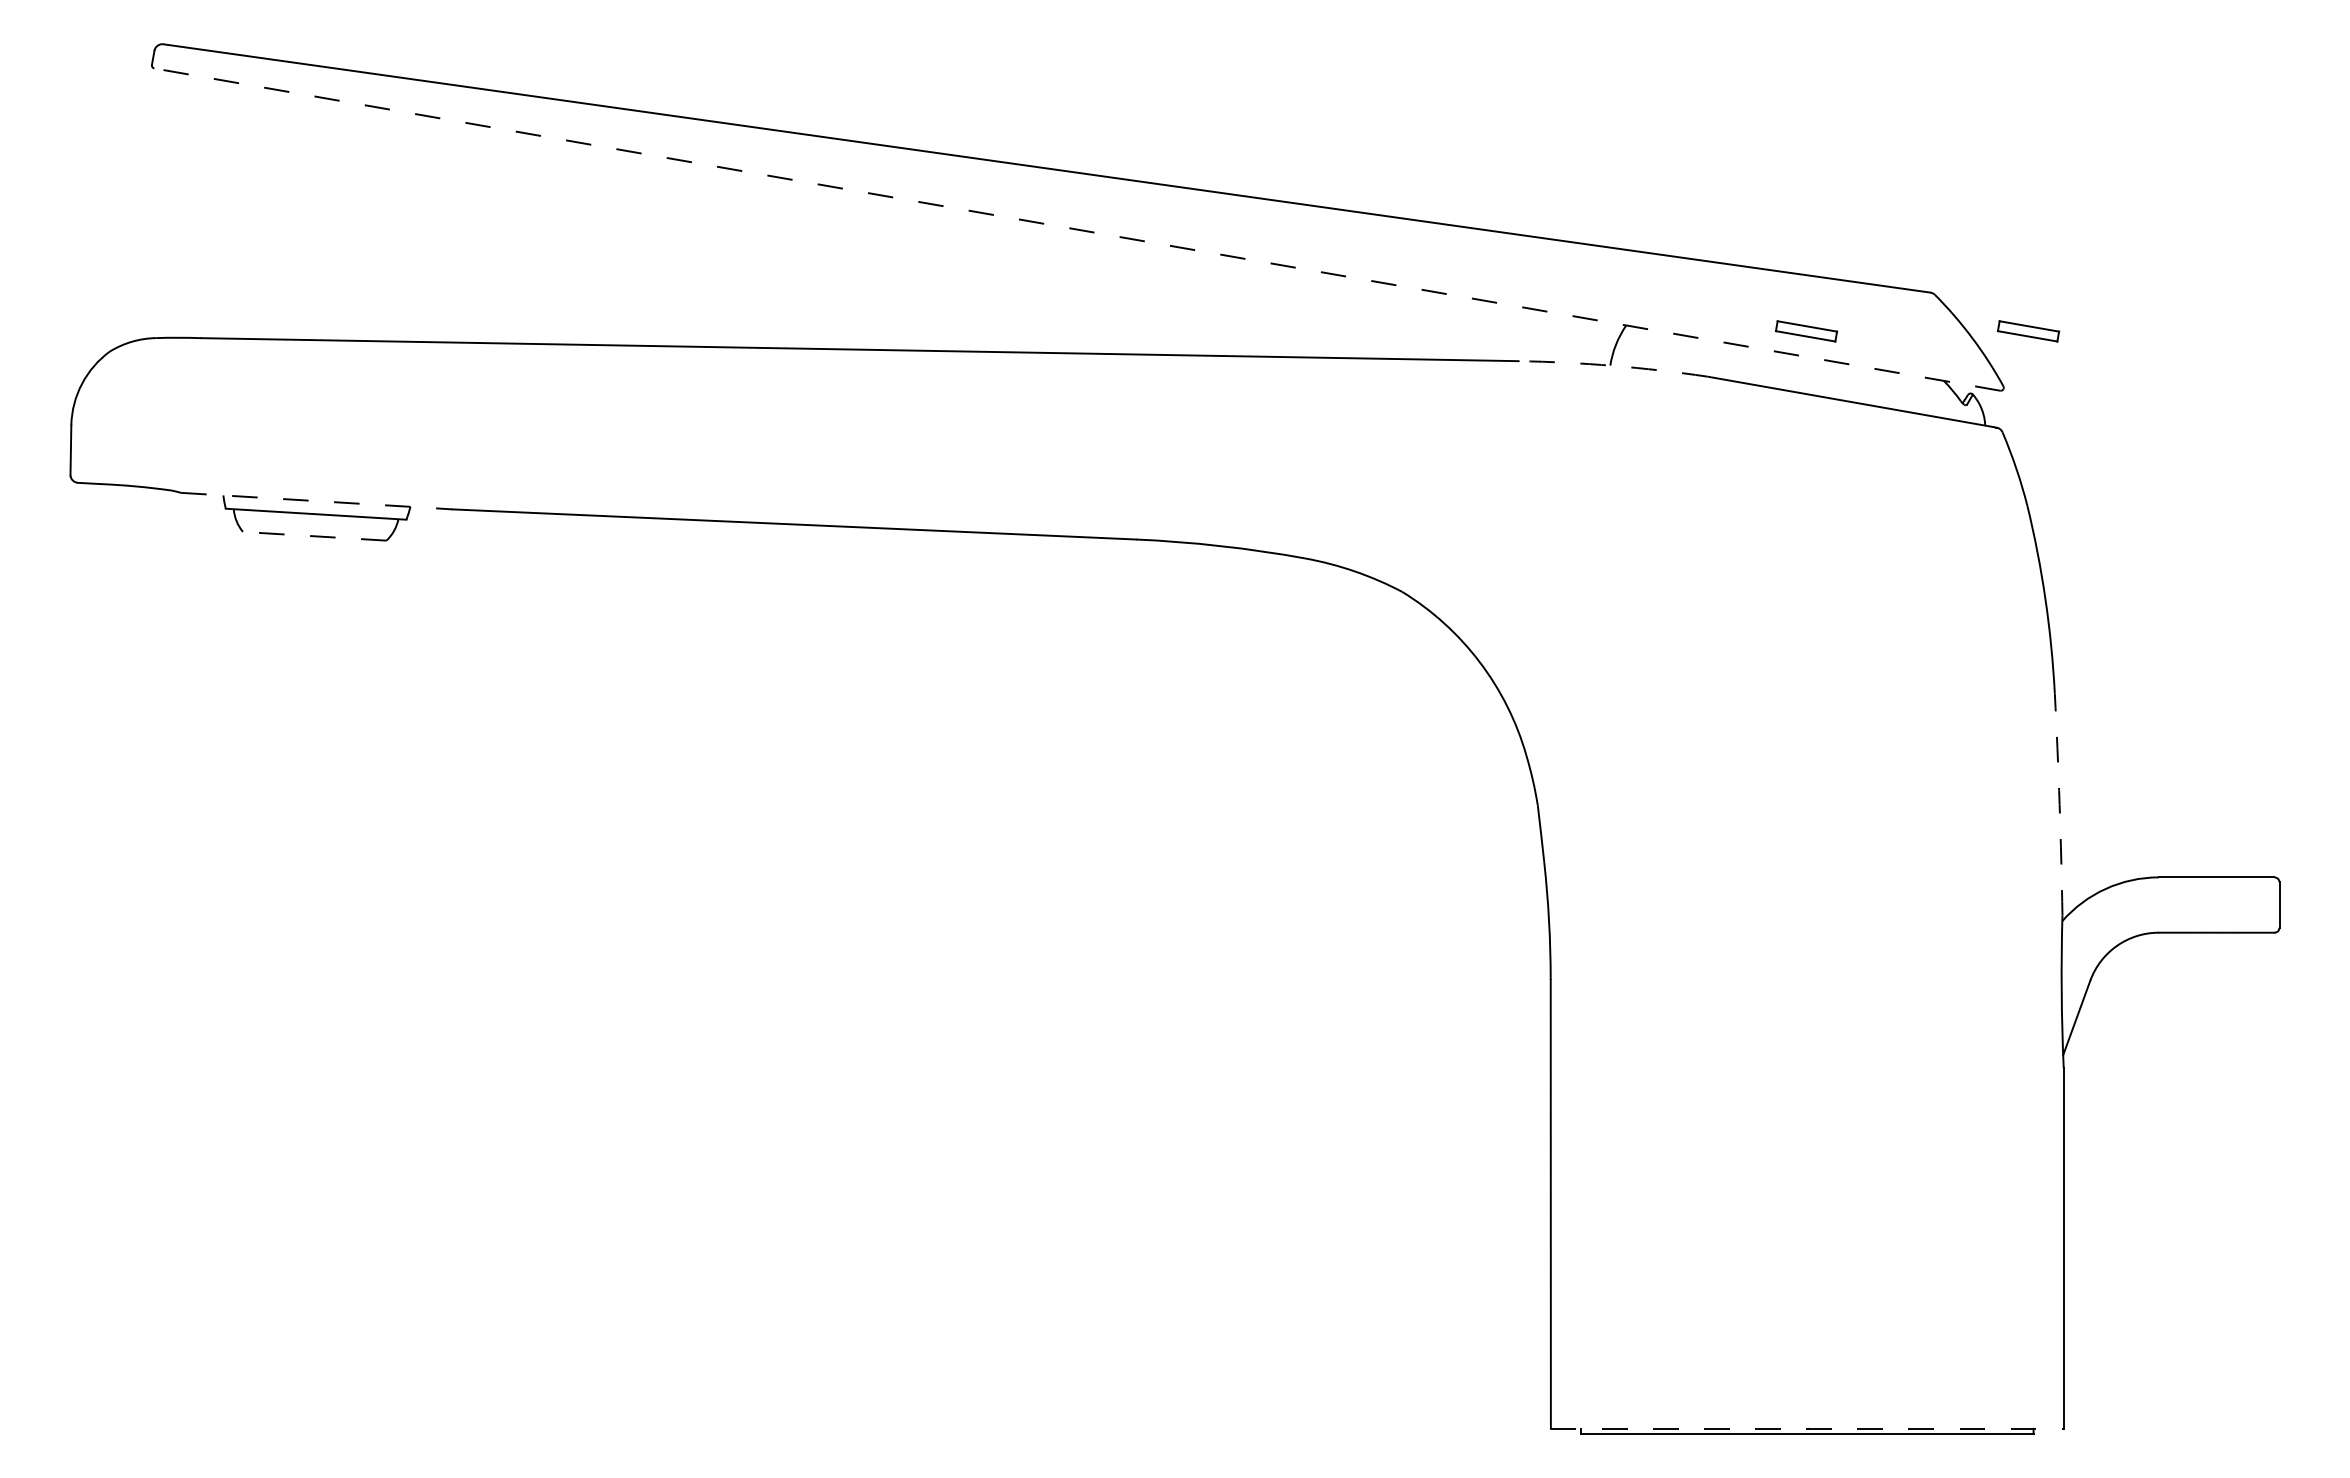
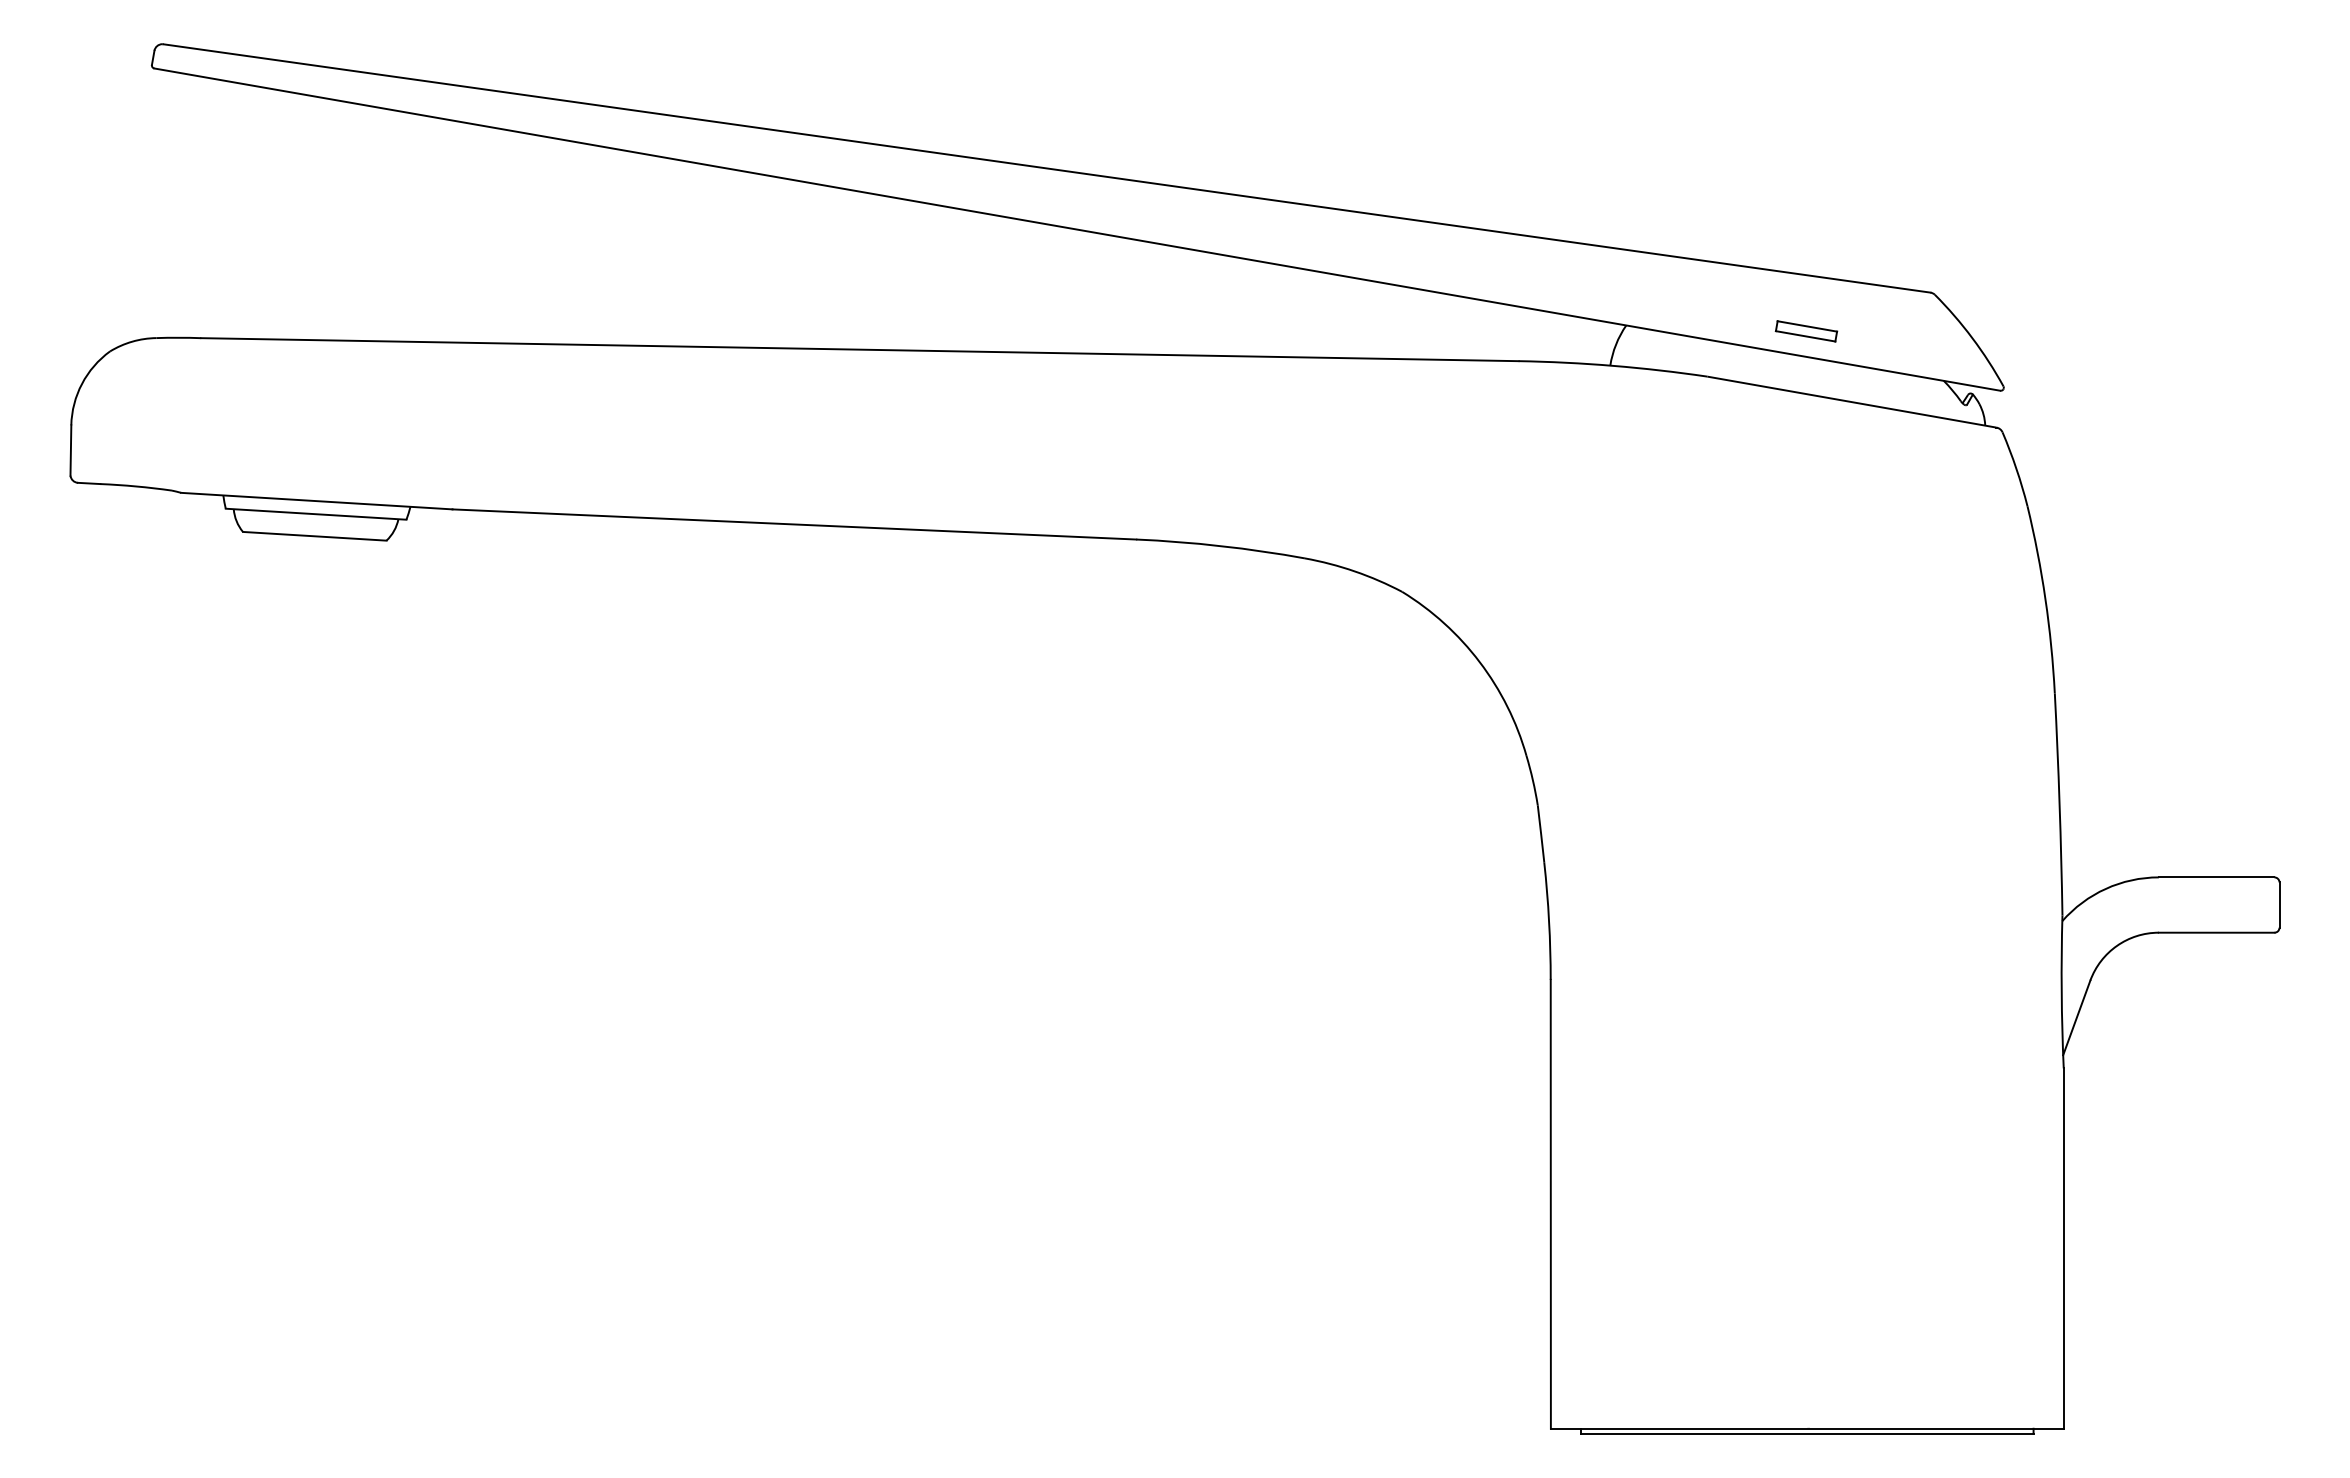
line: dashed -> solid (1077, 229)
part: present -> none (2028, 331)
arc: dashed -> solid (1613, 365)
line: dashed -> solid (316, 501)
line: dashed -> solid (314, 536)
arc: dashed -> solid (2059, 804)
line: dashed -> solid (1807, 1428)
